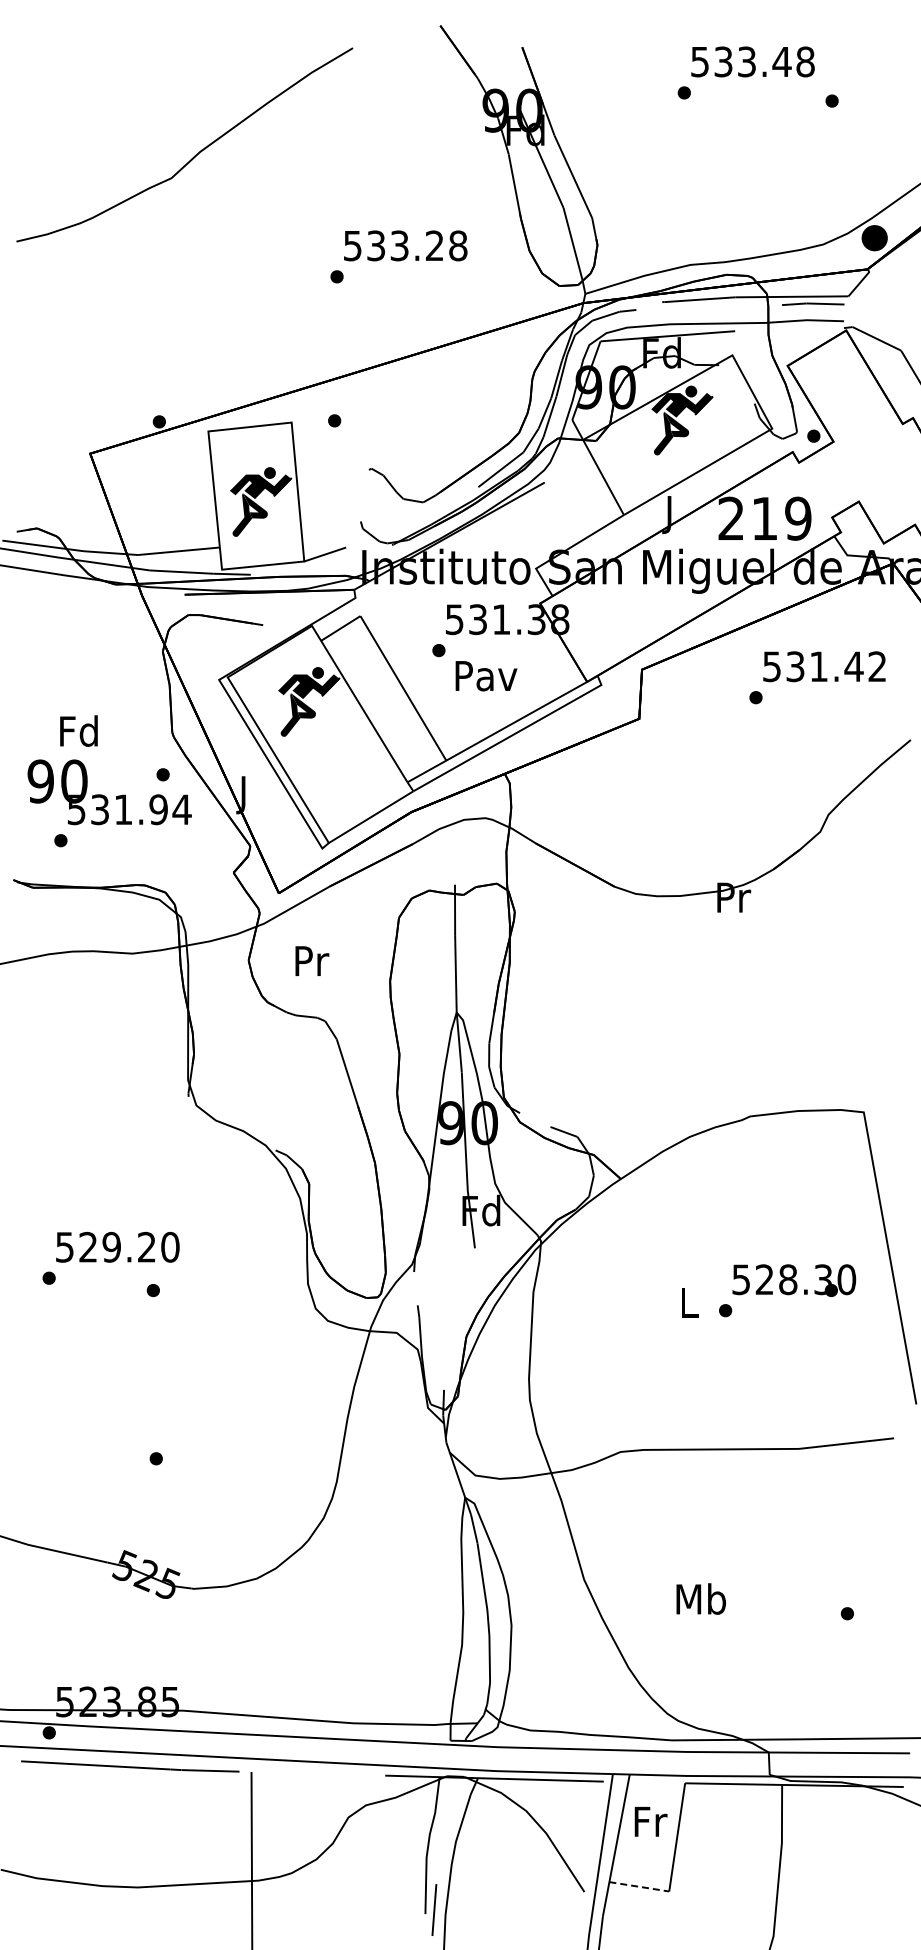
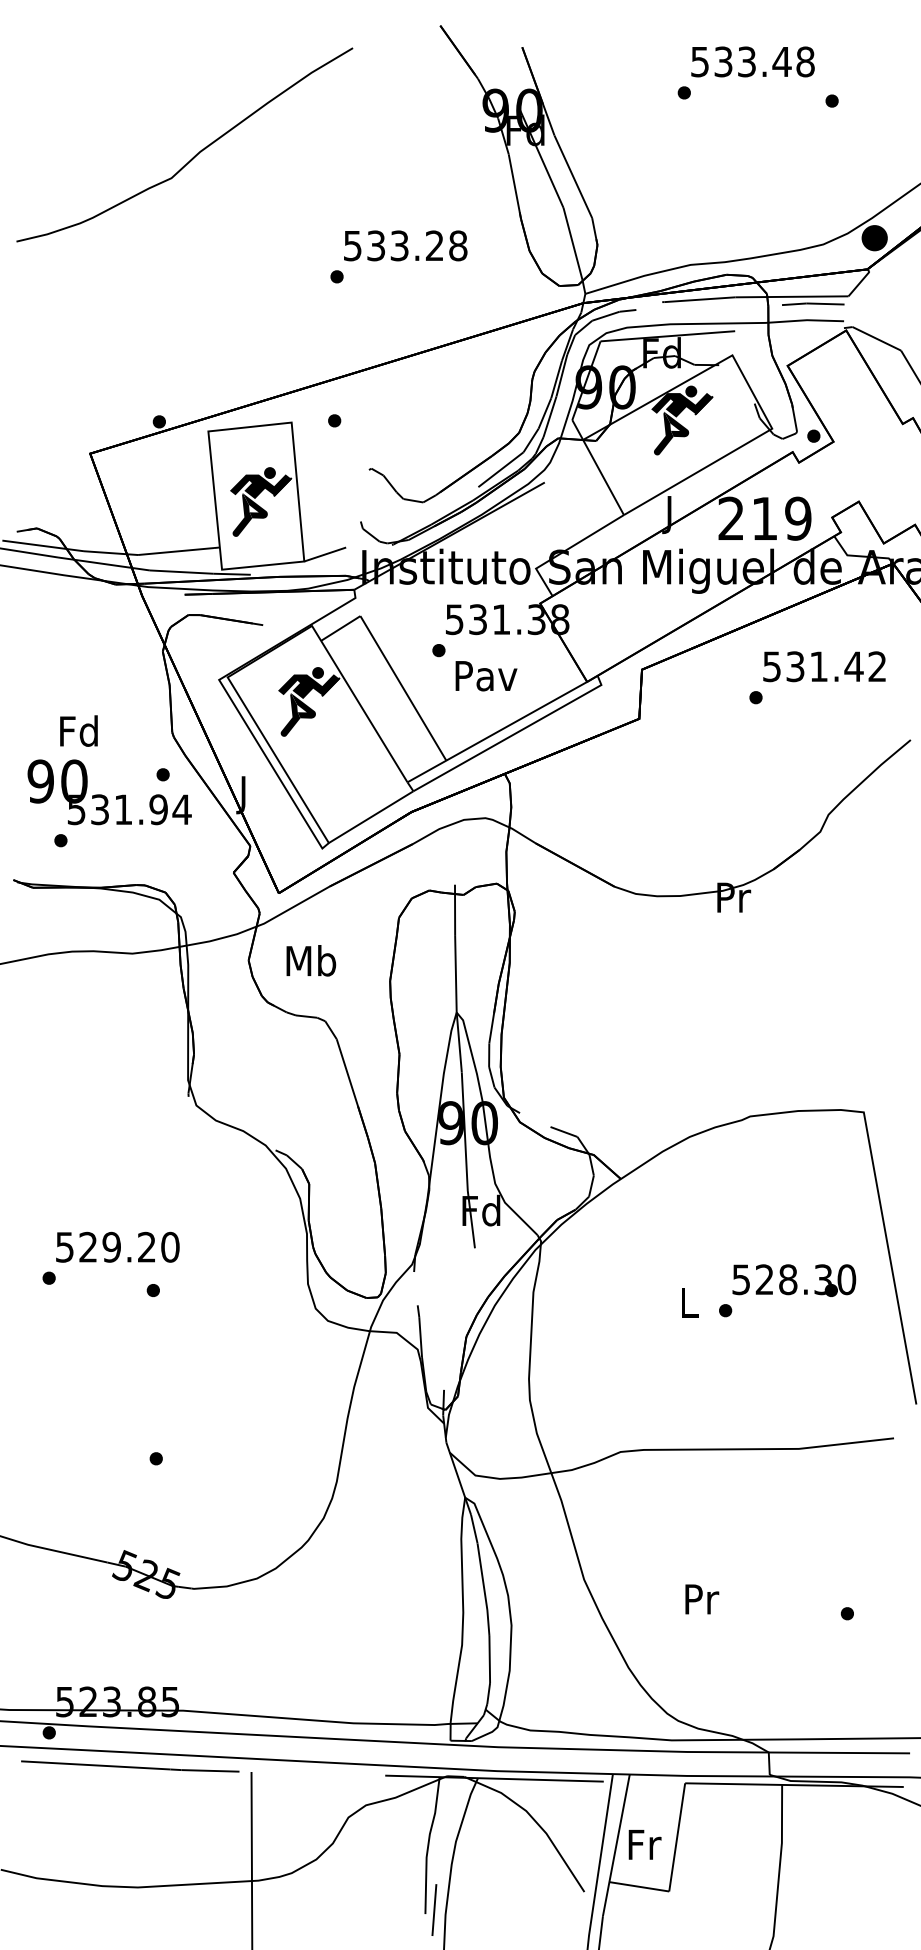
text: Pr -> Mb (311, 960)
text: Mb -> Pr (701, 1598)
text position: (650, 1821) -> (644, 1844) (644, 1844)
line: dashed -> solid (639, 1886)
